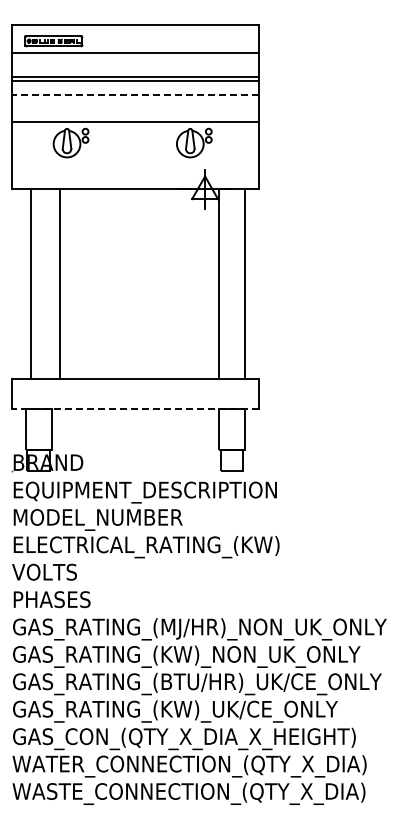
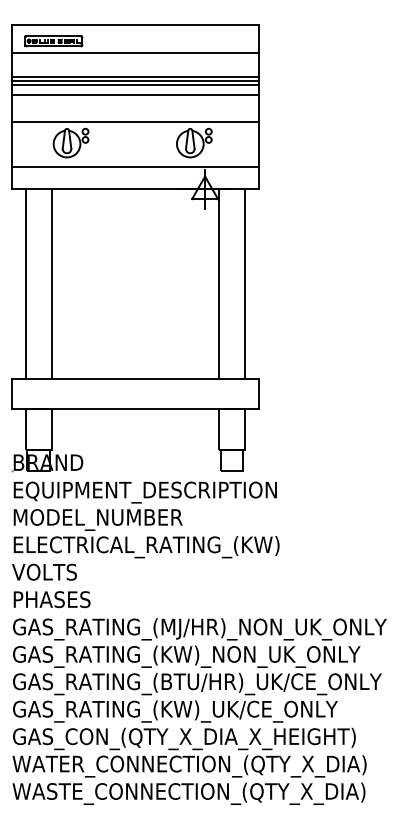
line: none -> present (134, 84)
line: dashed -> solid (134, 94)
line: none -> present (134, 166)
line position: (30, 284) -> (25, 284) (25, 284)
line position: (59, 284) -> (51, 284) (51, 284)
line: dashed -> solid (134, 409)
